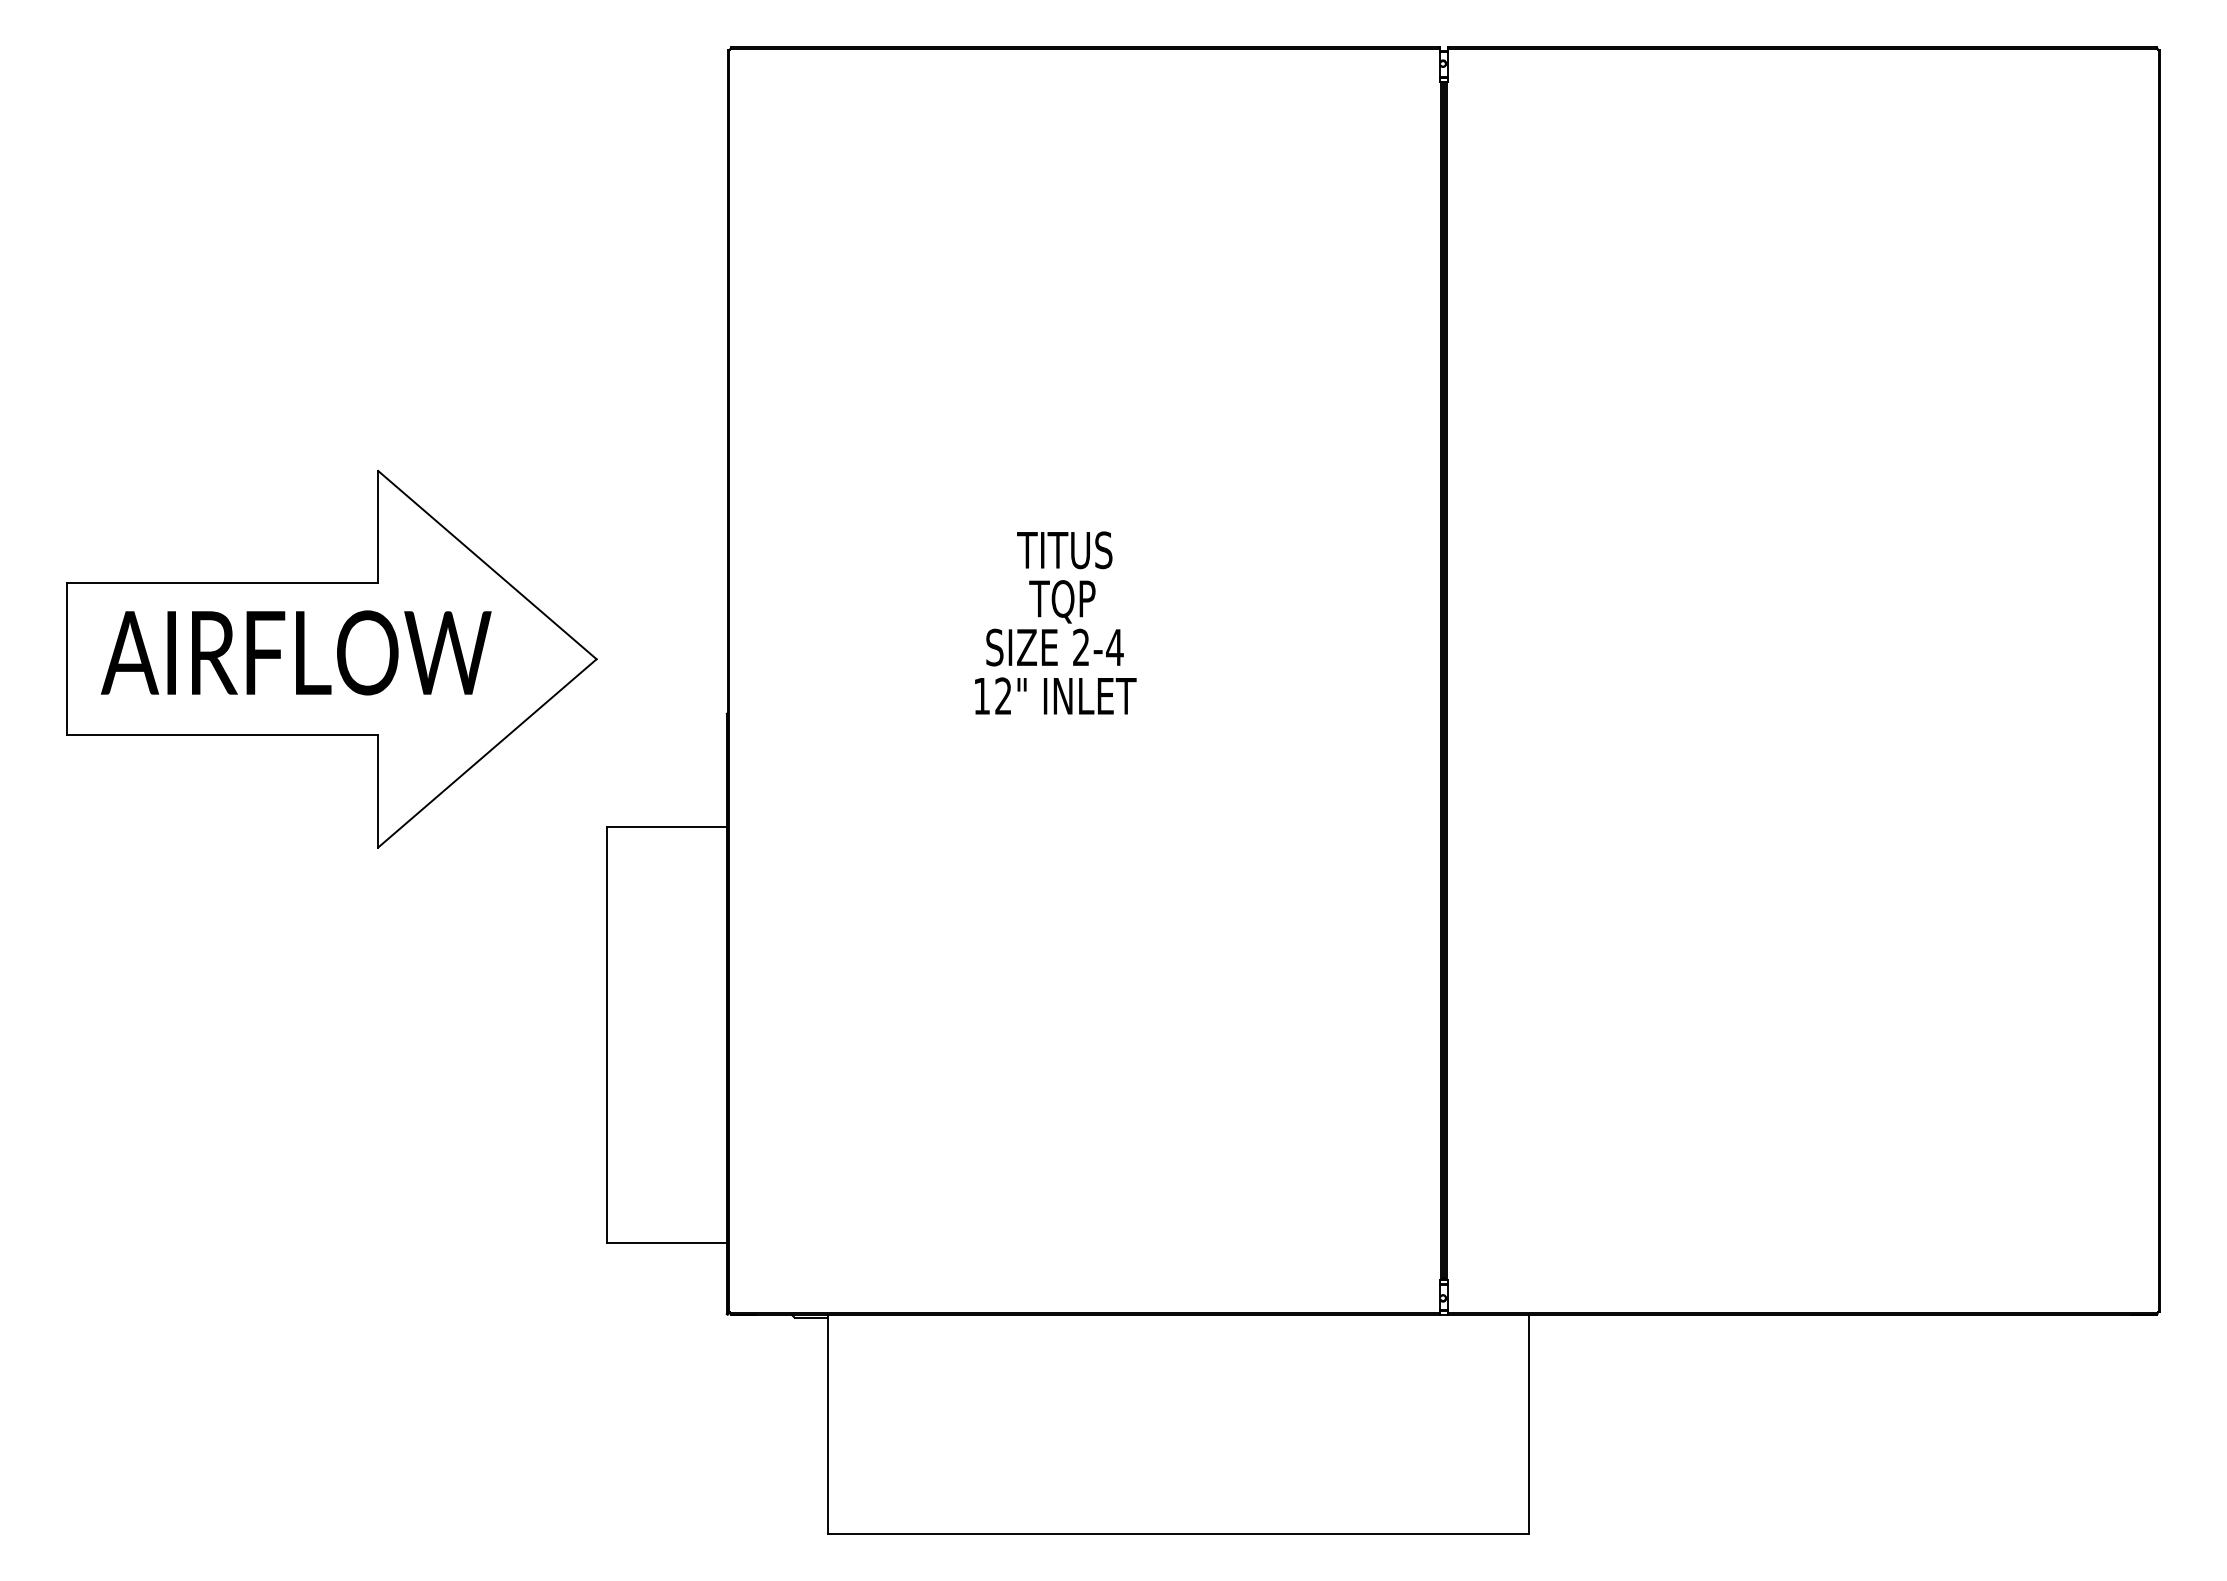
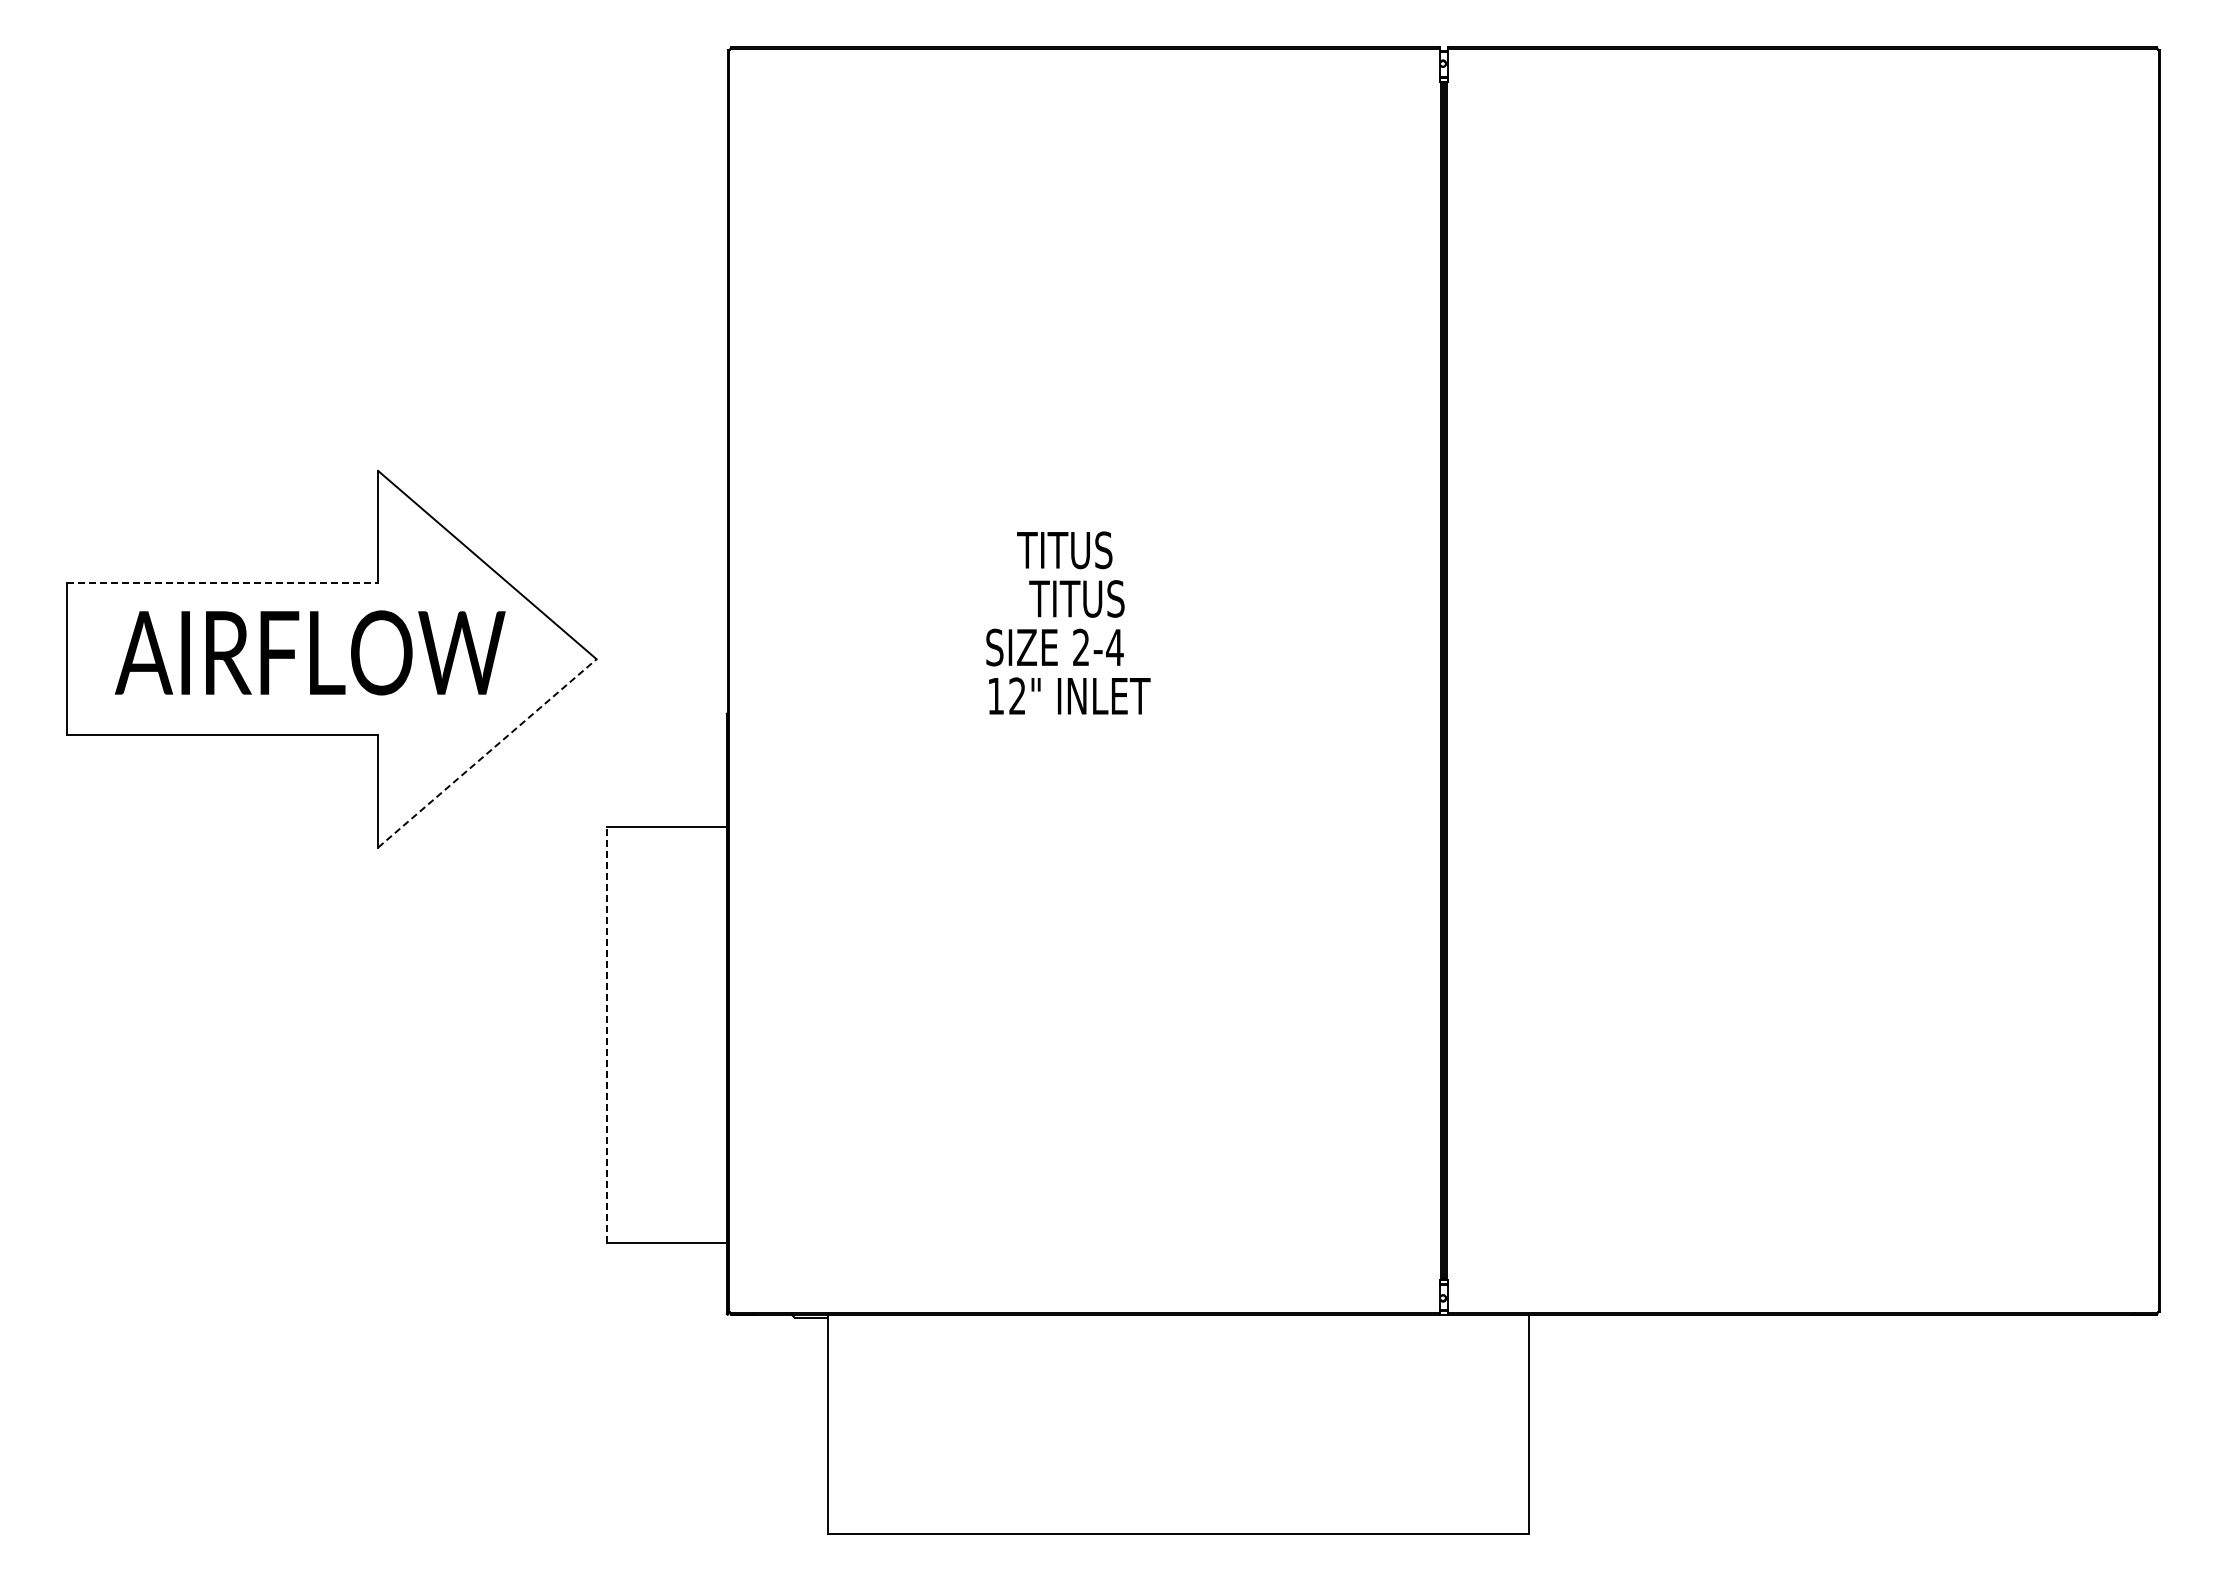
line: solid -> dashed (222, 583)
text: TQP -> TITUS (1087, 601)
text position: (295, 652) -> (309, 652) (309, 652)
text position: (1055, 695) -> (1069, 695) (1069, 695)
line: solid -> dashed (487, 753)
line: solid -> dashed (606, 1034)
